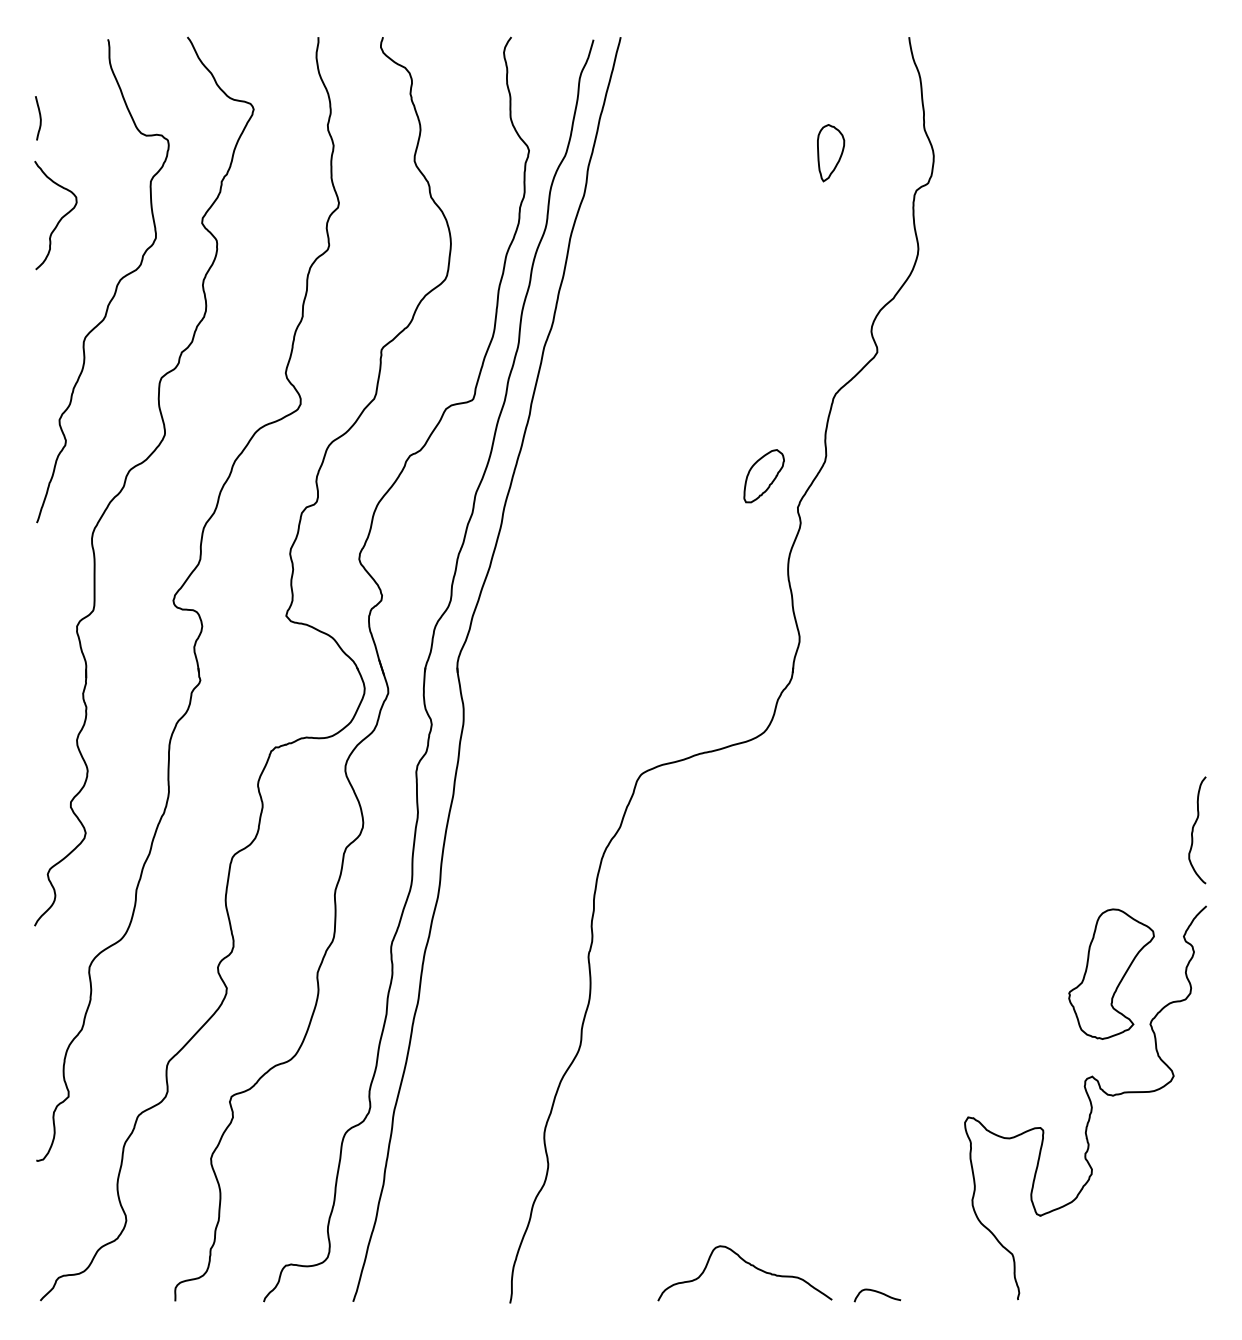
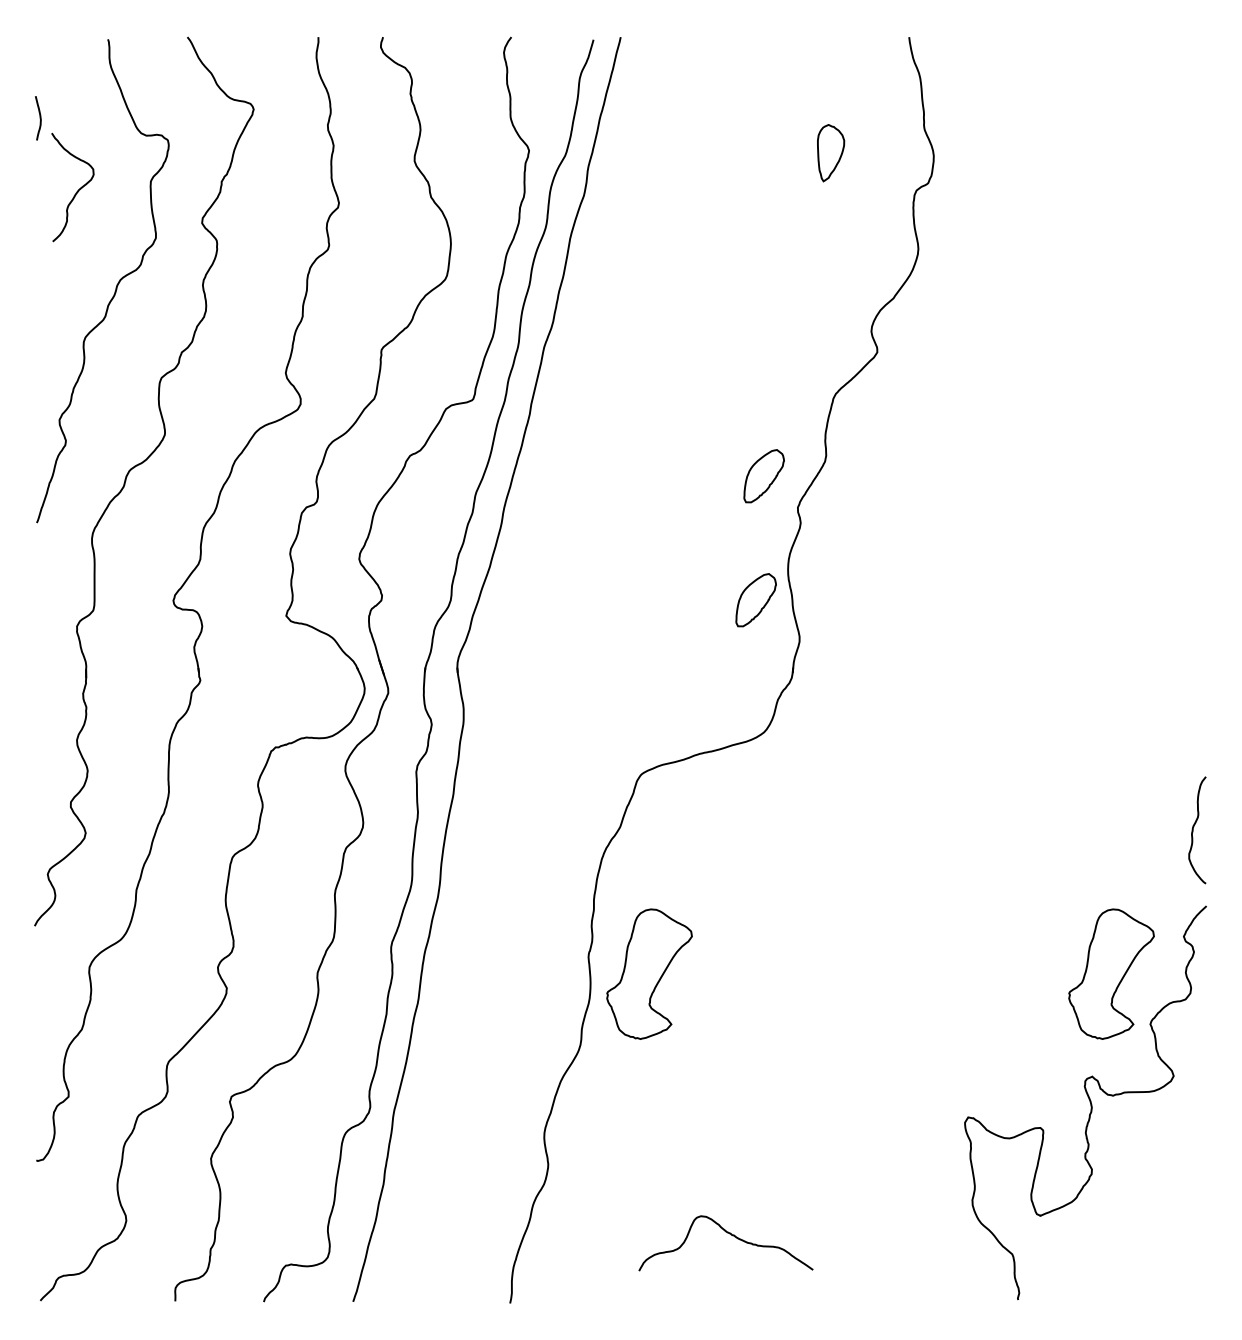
curve position: (59, 219) -> (76, 191) (76, 191)
part: none -> present (755, 600)
part: none -> present (649, 973)
curve position: (748, 1264) -> (729, 1234) (729, 1234)
curve: present -> none (878, 1293)
